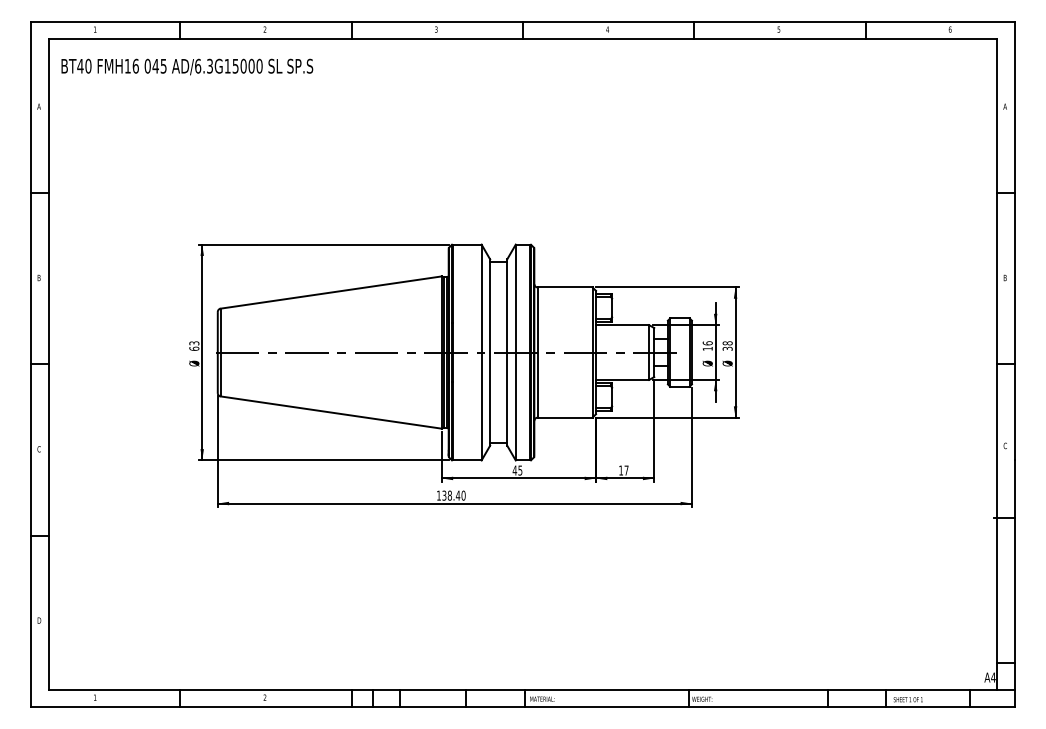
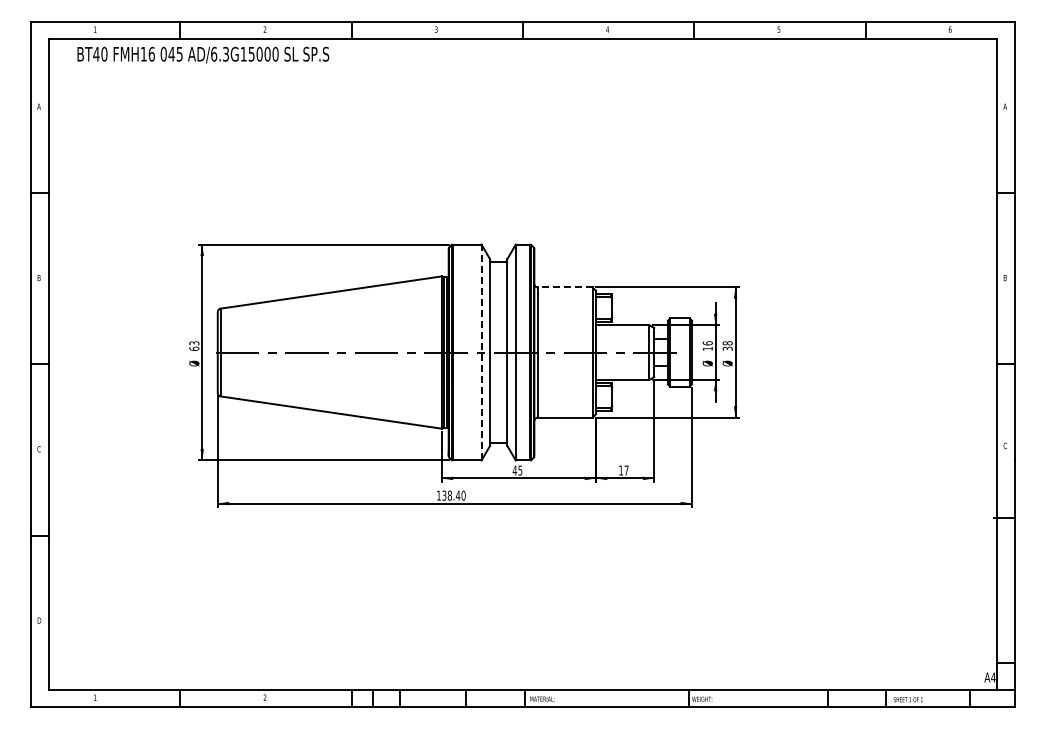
text position: (187, 66) -> (203, 54) (203, 54)
line: solid -> dashed (564, 287)
line: solid -> dashed (481, 352)
